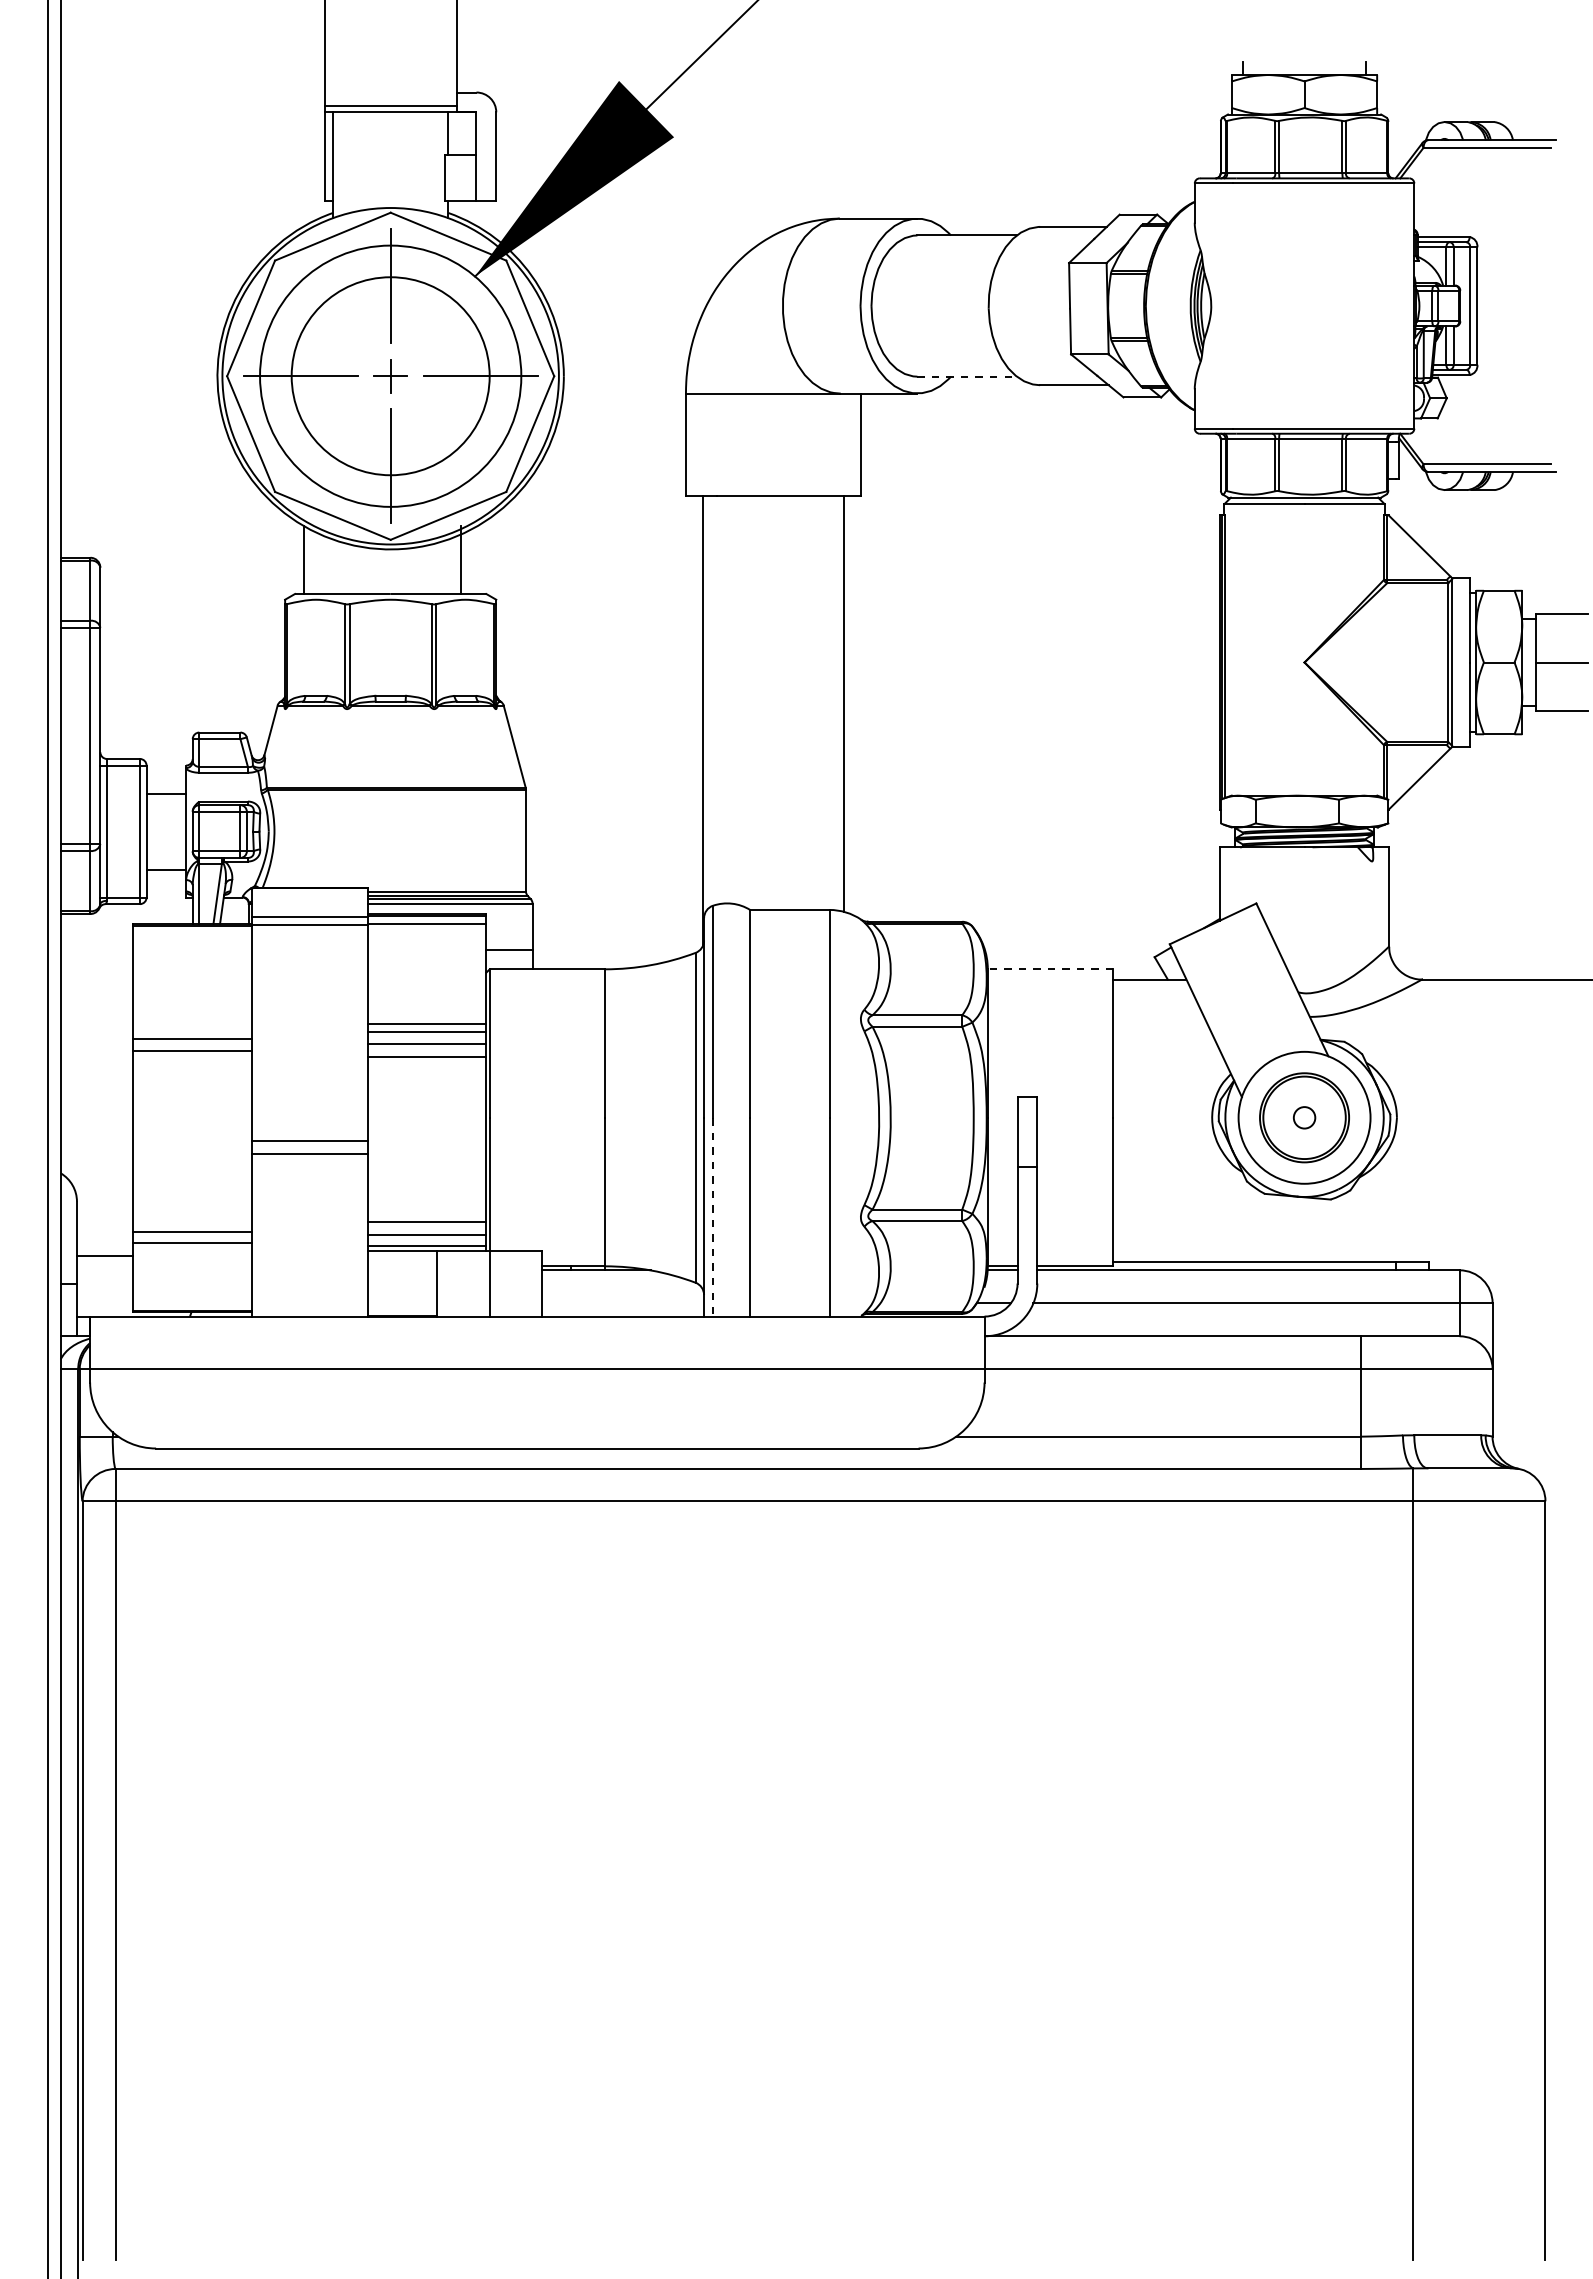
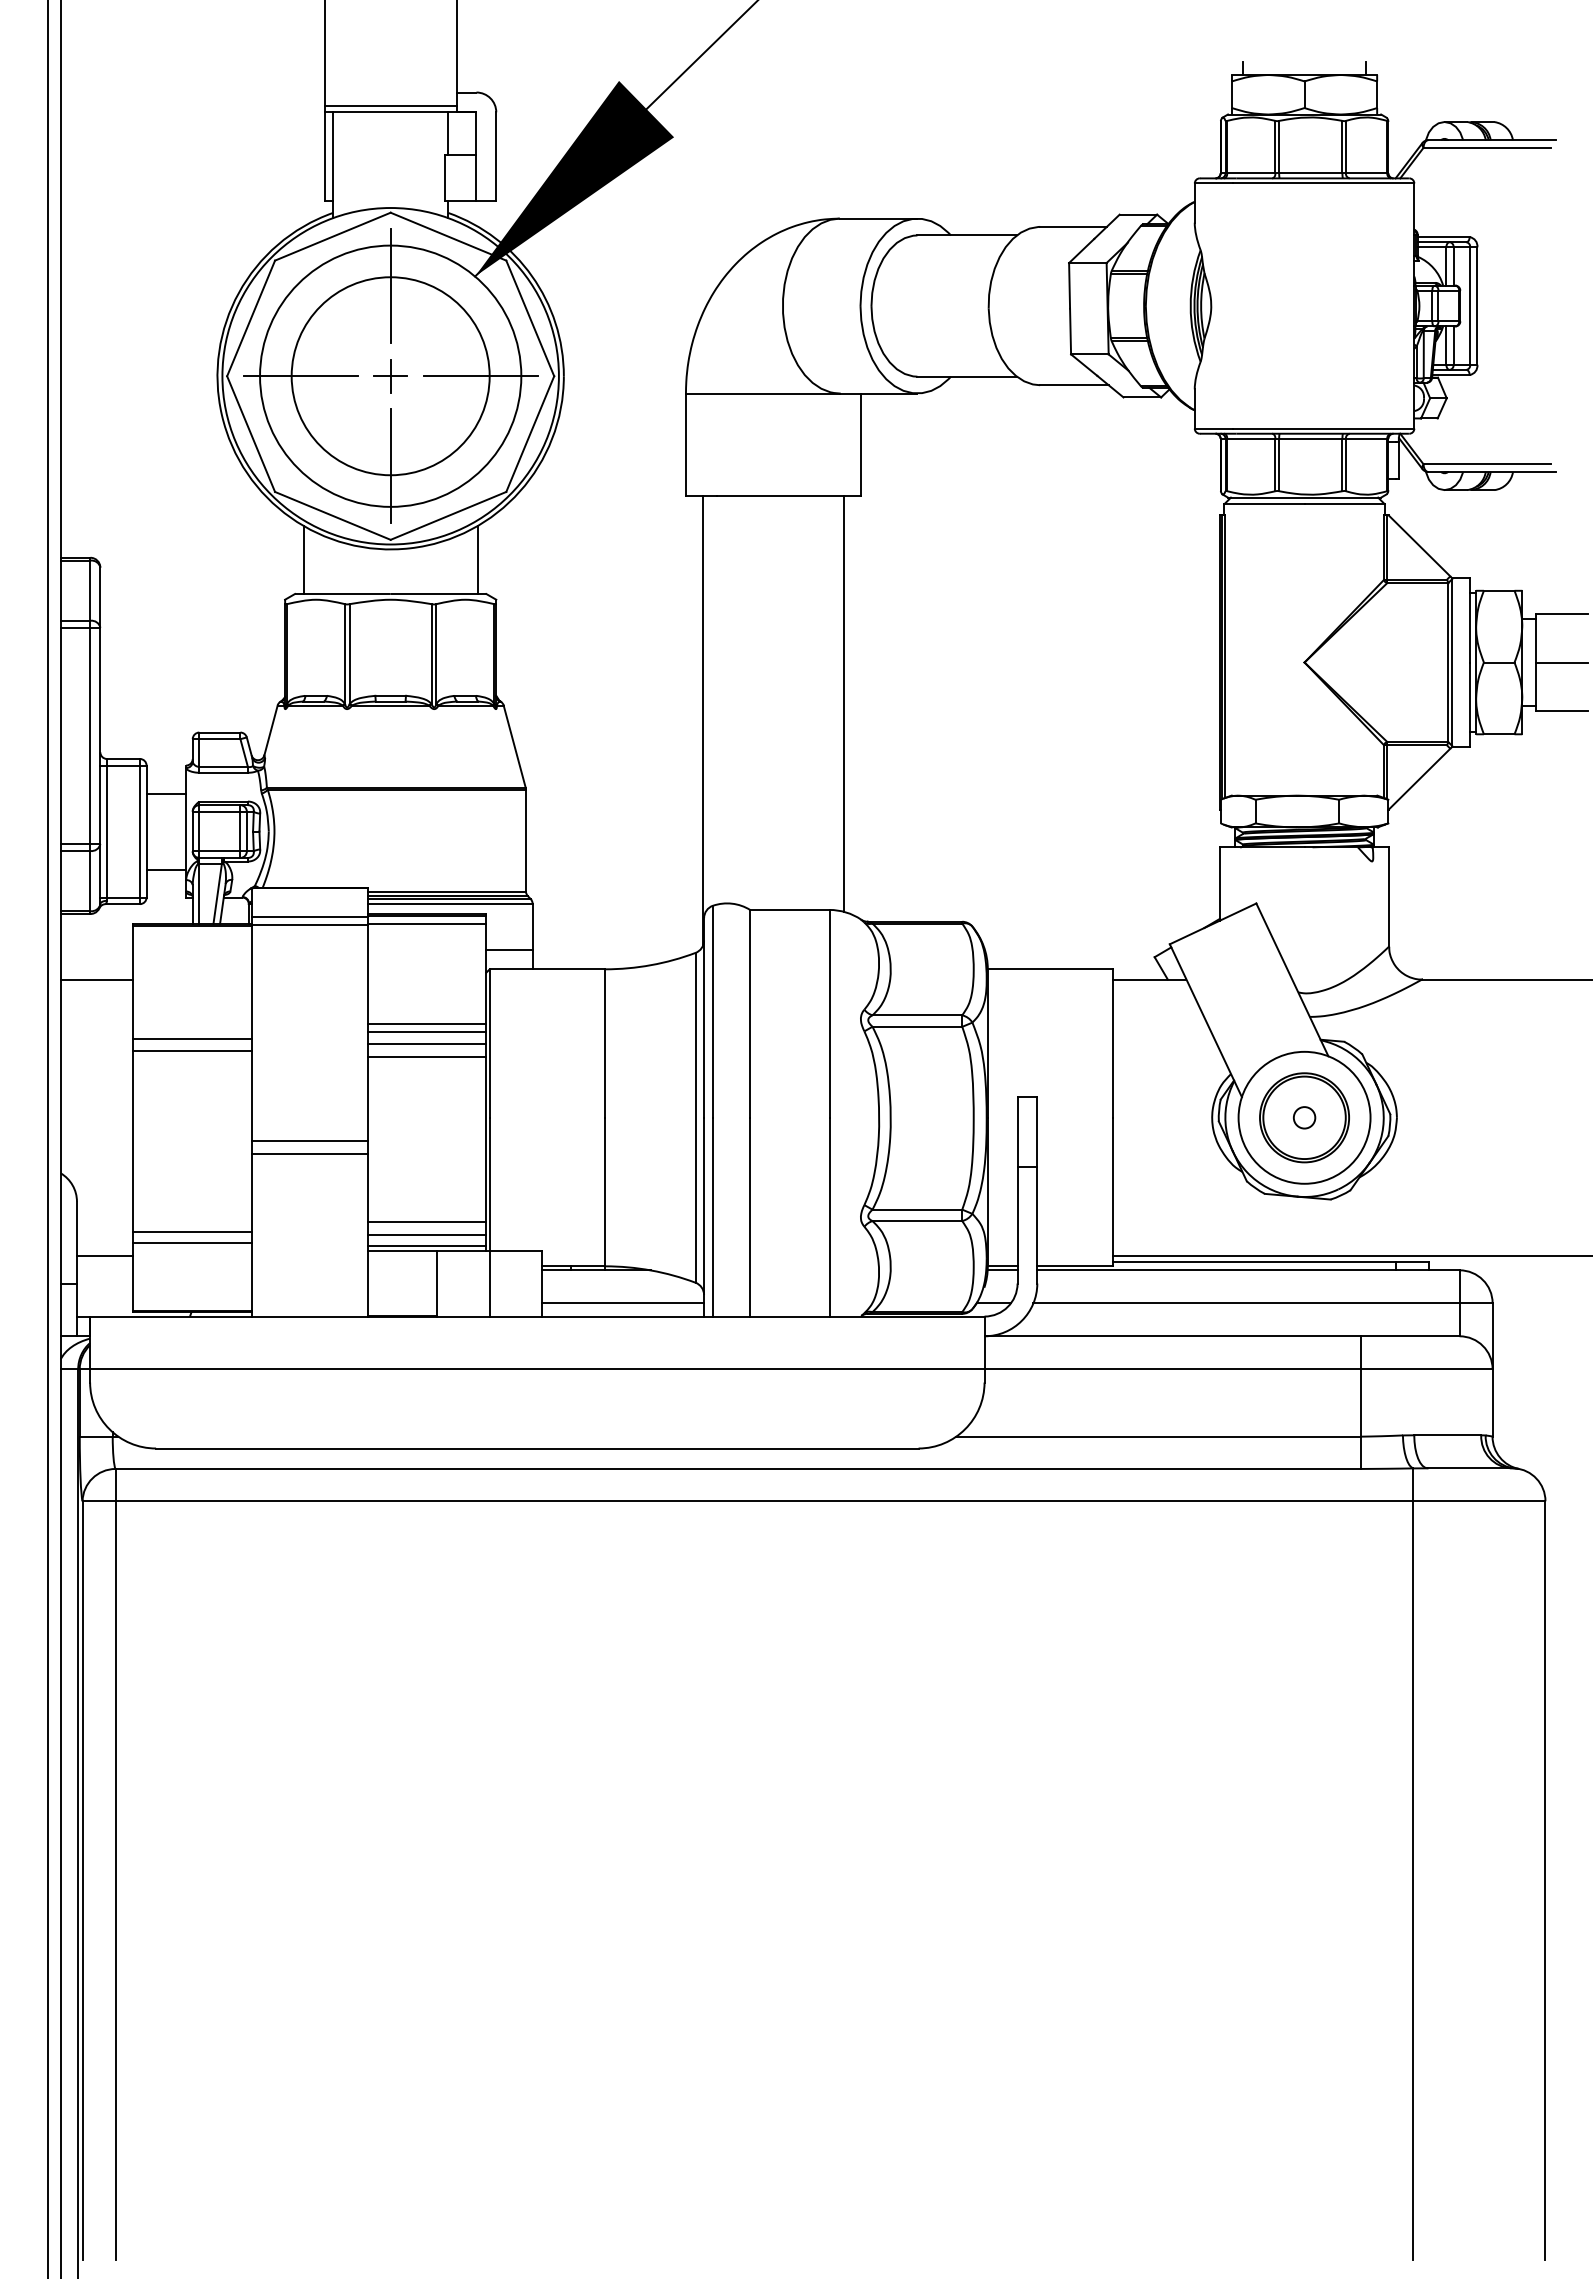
line: dashed -> solid (967, 376)
line position: (460, 559) -> (477, 559) (477, 559)
line: dashed -> solid (1050, 969)
line: none -> present (96, 979)
line: dashed -> solid (713, 1217)
line: none -> present (1351, 1256)
line: none -> present (623, 1303)
